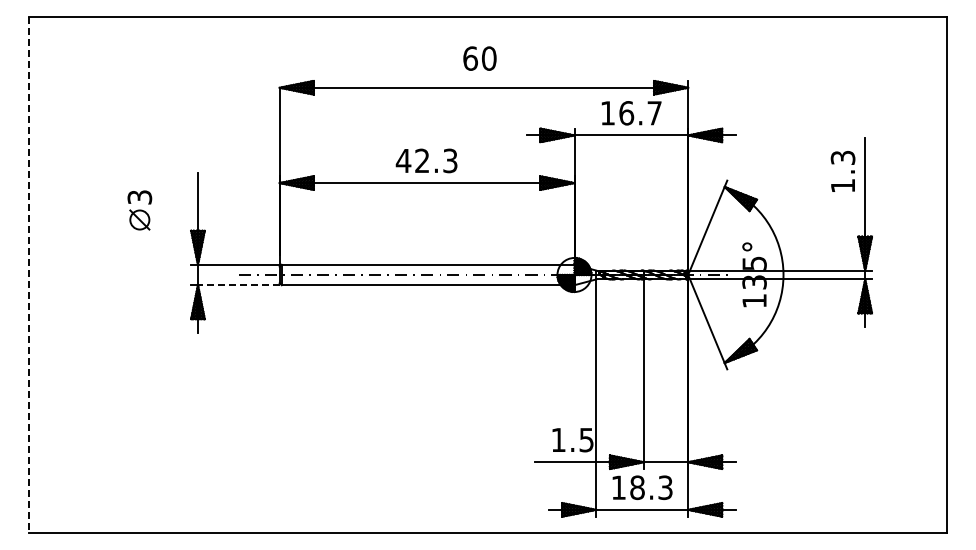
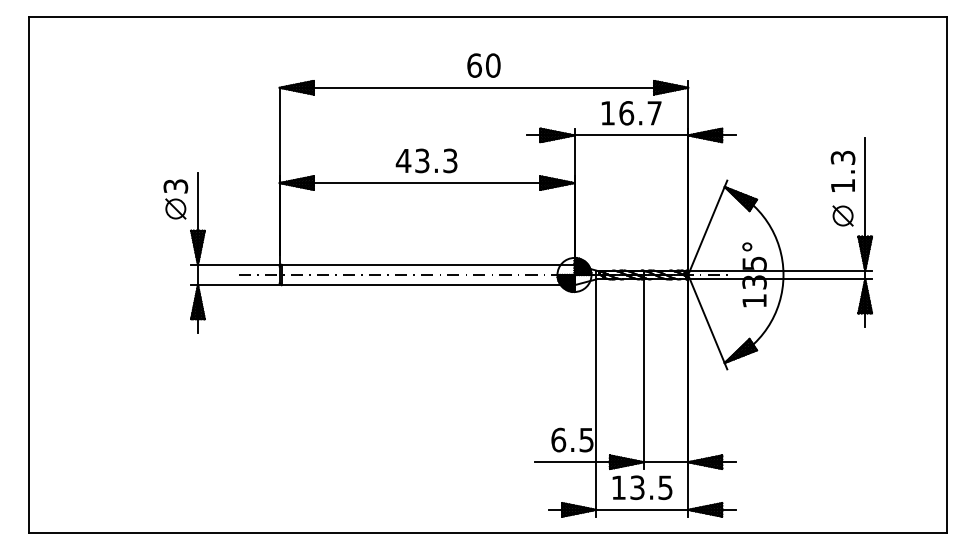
text position: (479, 58) -> (483, 65) (483, 65)
text: 42.3 -> 43.3 (422, 160)
part position: (139, 210) -> (175, 199) (175, 199)
part: none -> present (842, 215)
line: dashed -> solid (29, 275)
line: dashed -> solid (238, 285)
text: 1.5 -> 6.5 (558, 439)
text: 18.3 -> 13.5 (651, 487)
